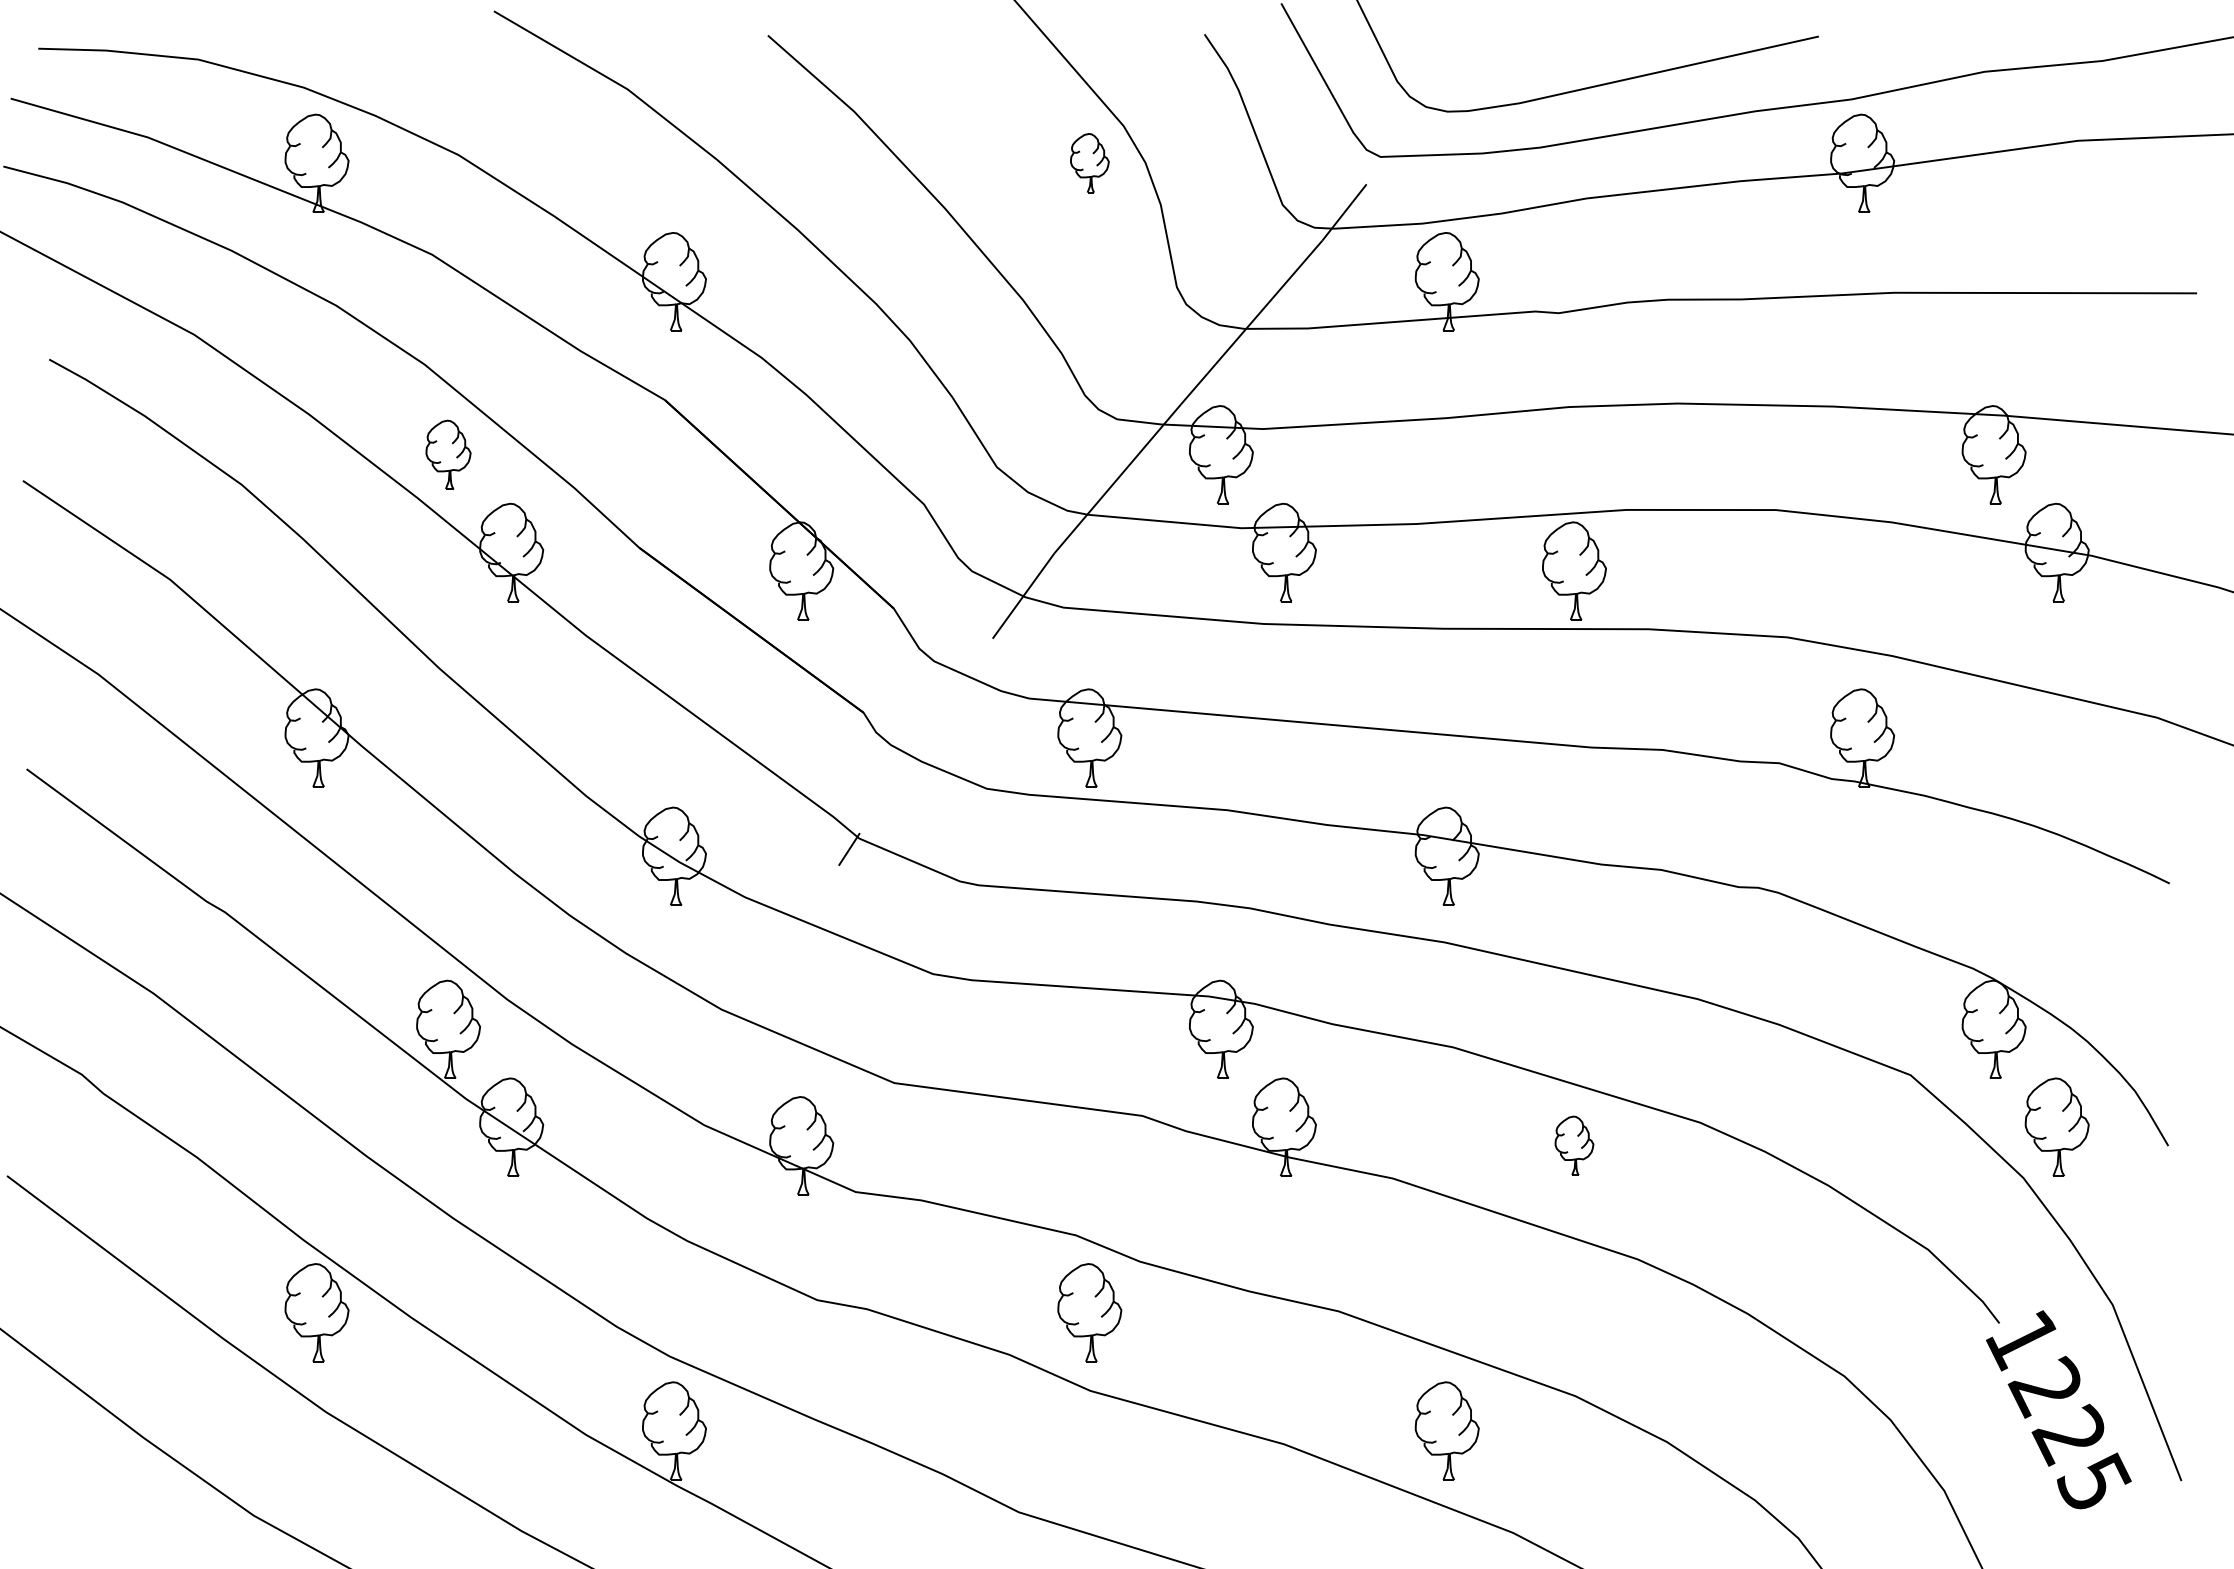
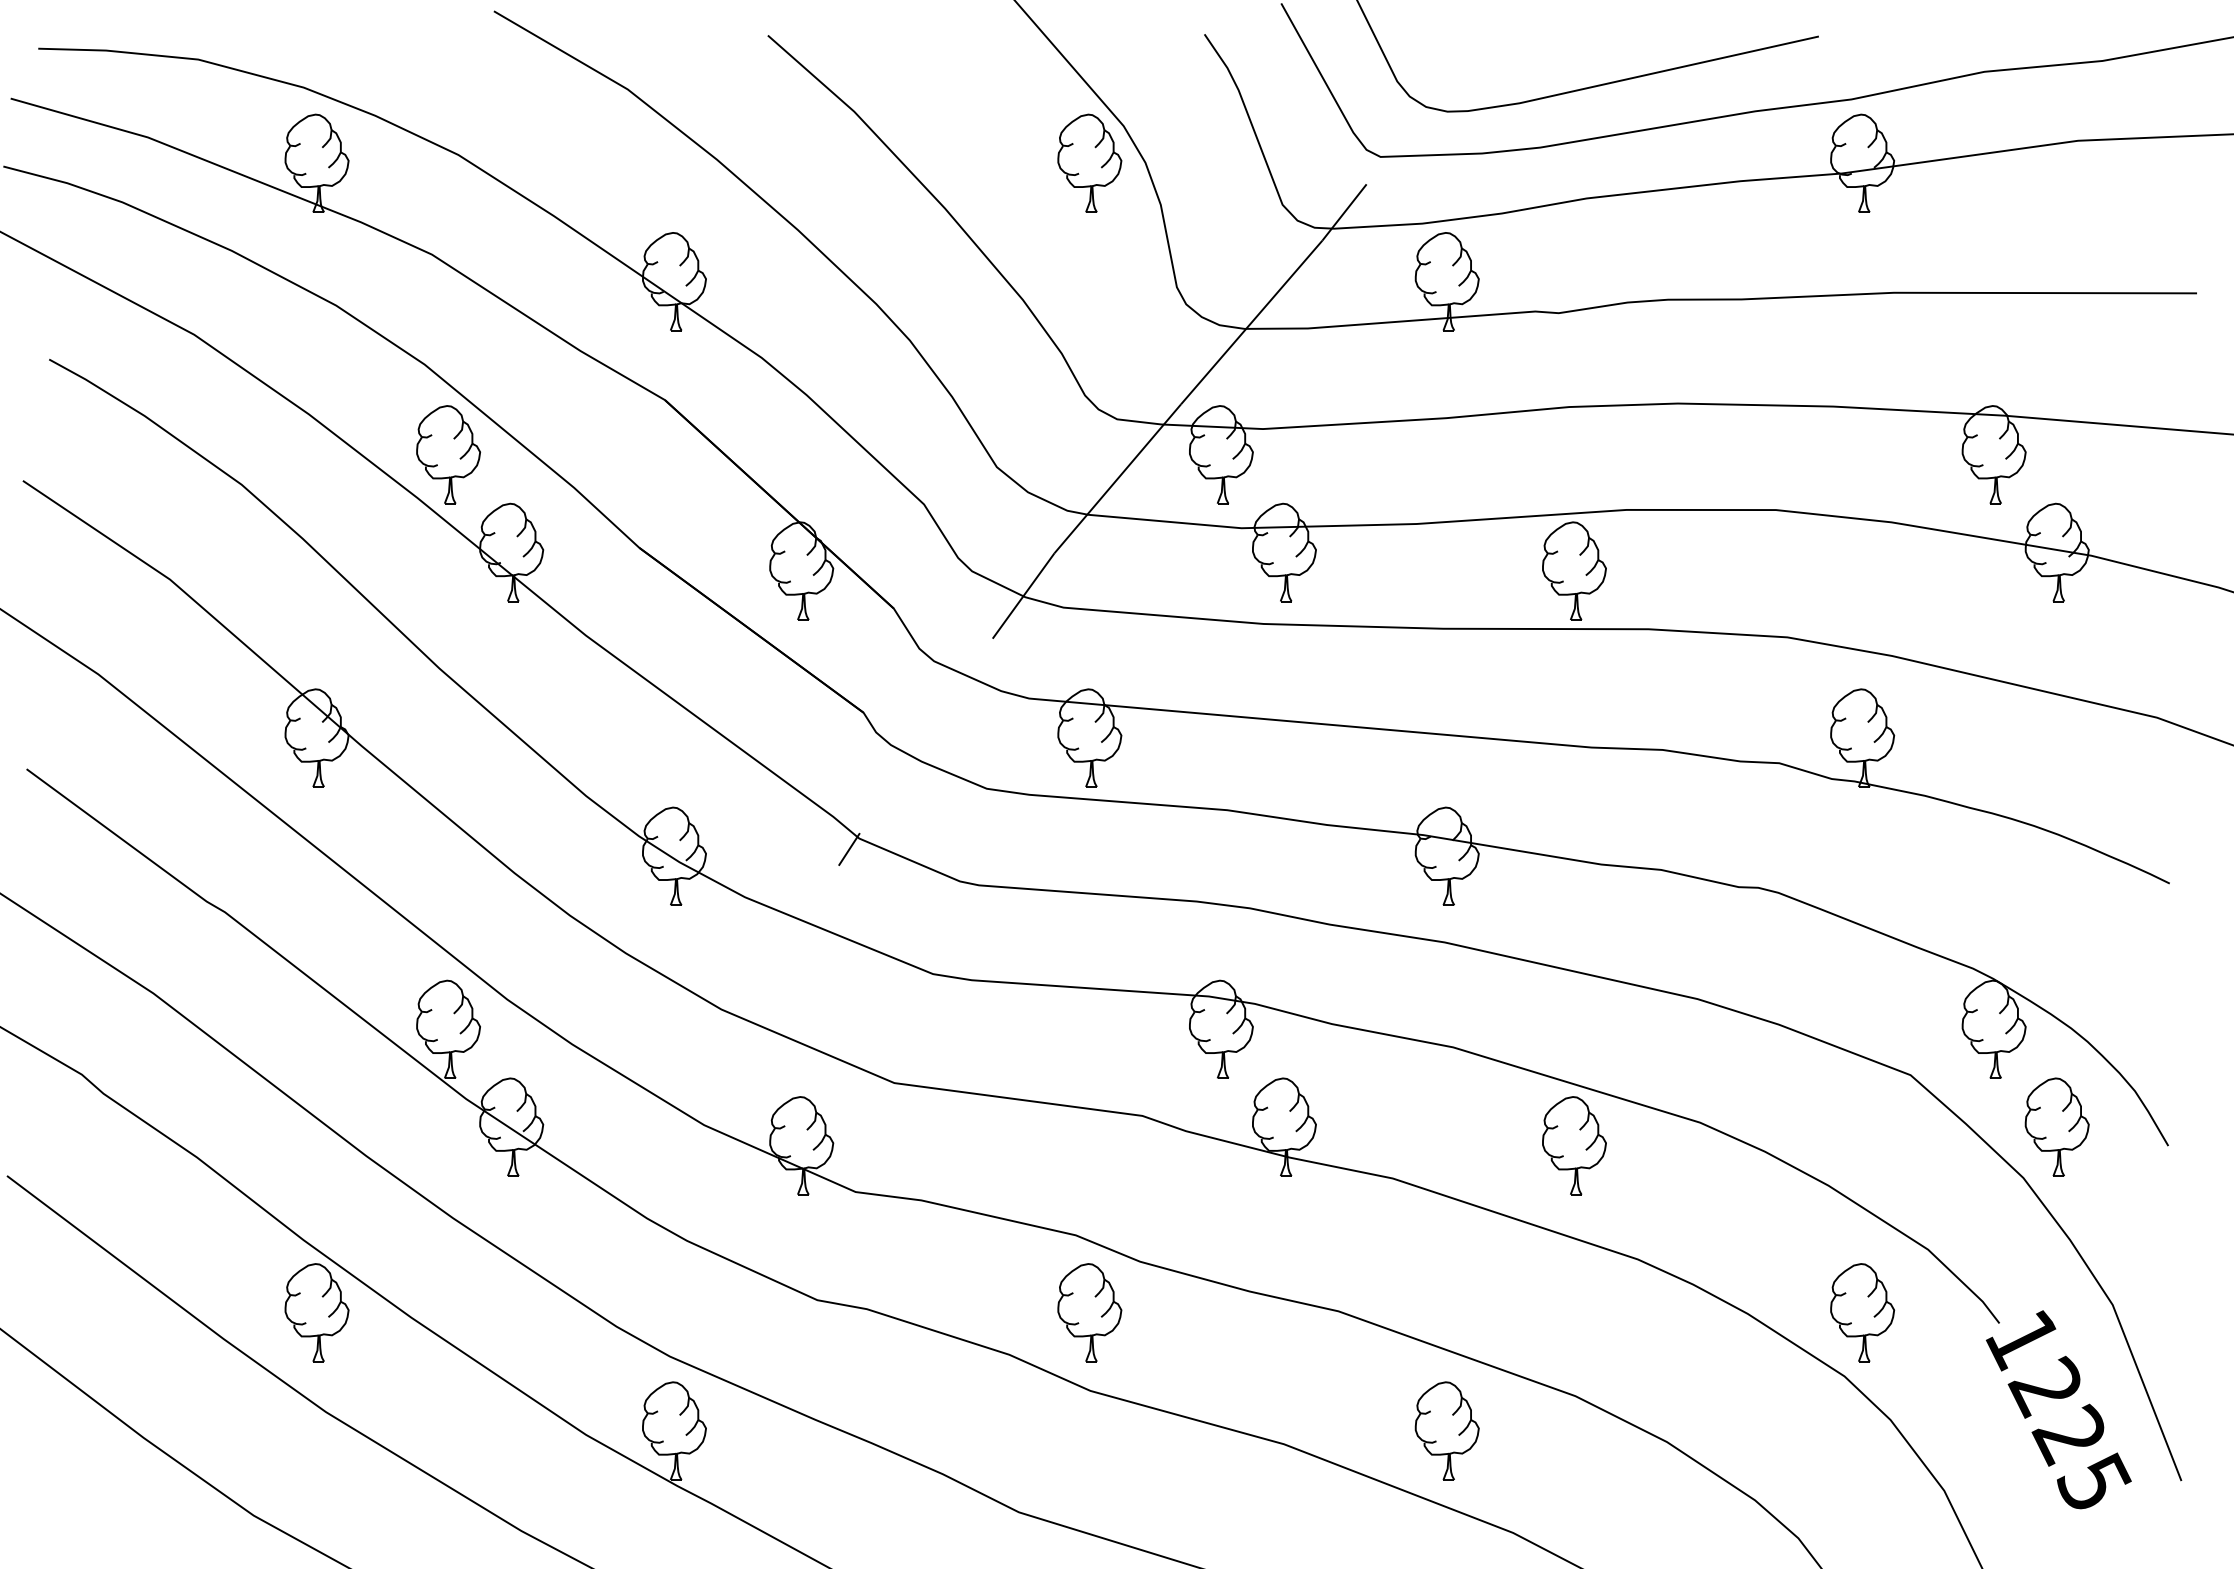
part size: 40x61 px -> 66x100 px (1089, 162)
part size: 47x71 px -> 65x100 px (448, 454)
part size: 41x61 px -> 65x100 px (1574, 1145)
part: none -> present (1862, 1312)
